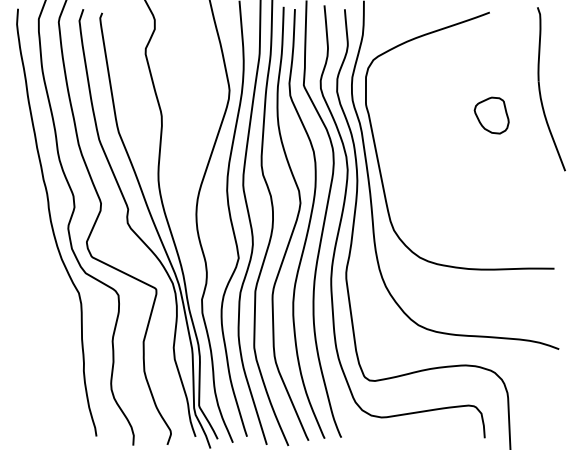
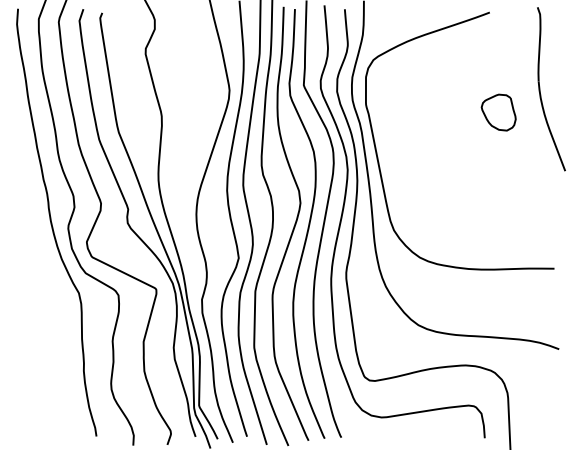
part position: (491, 115) -> (498, 112) (498, 112)
